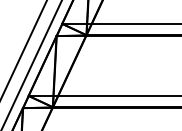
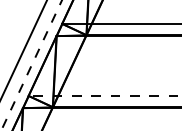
line: solid -> dashed (31, 65)
line: solid -> dashed (104, 95)
